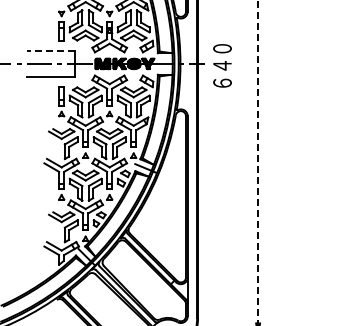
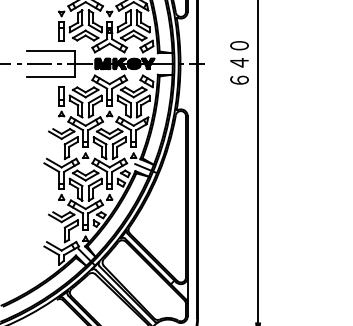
line: dashed -> solid (50, 51)
text position: (222, 65) -> (239, 62) (239, 62)
line: dashed -> solid (258, 162)
